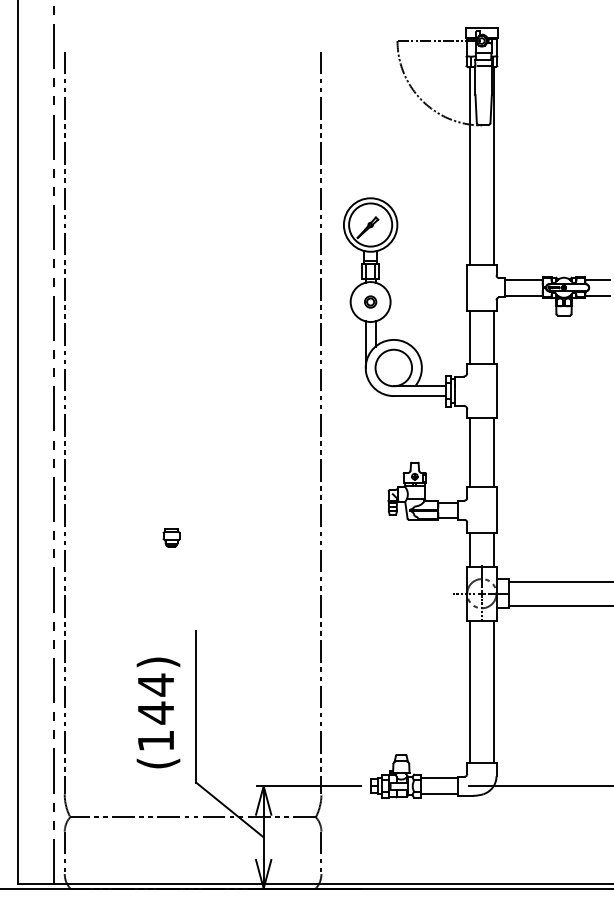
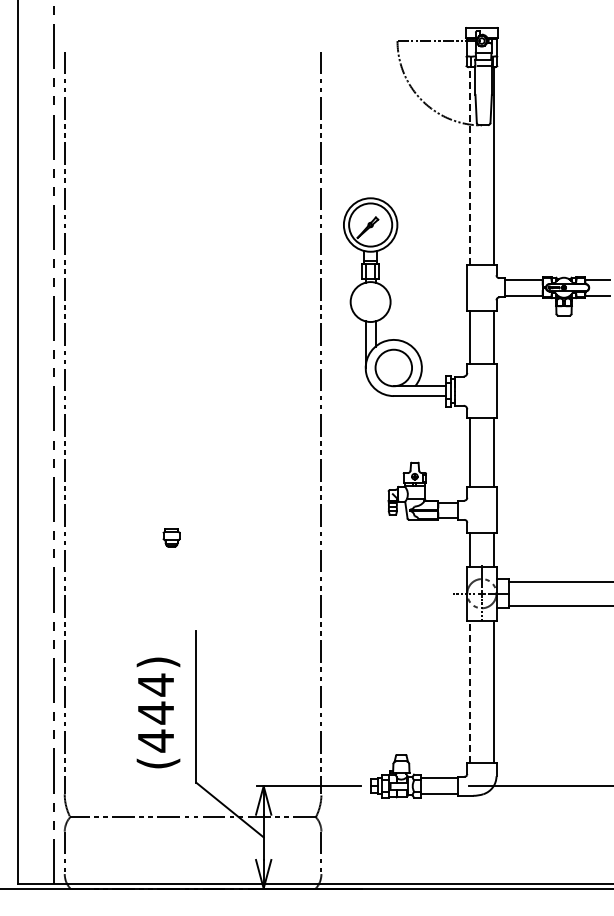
line: solid -> dashed (469, 166)
part: present -> none (370, 301)
line: solid -> dashed (469, 691)
text: (144) -> (444) (155, 740)
